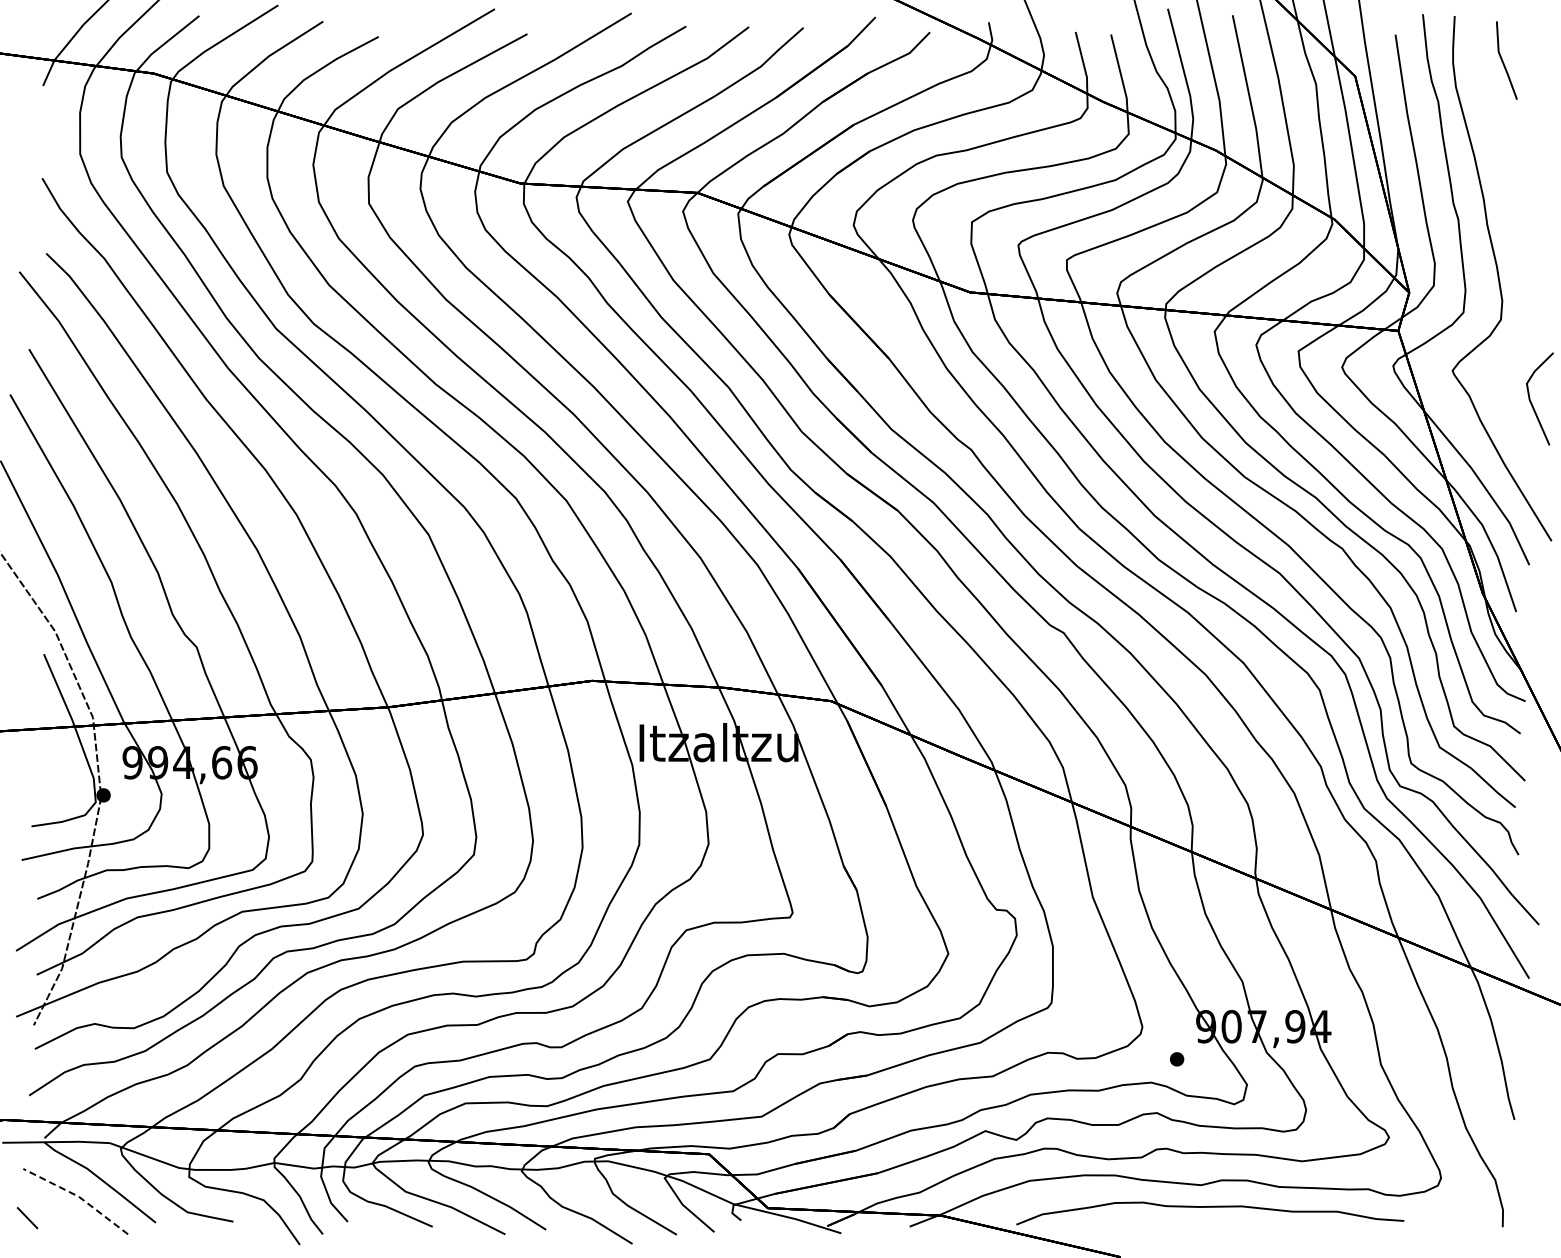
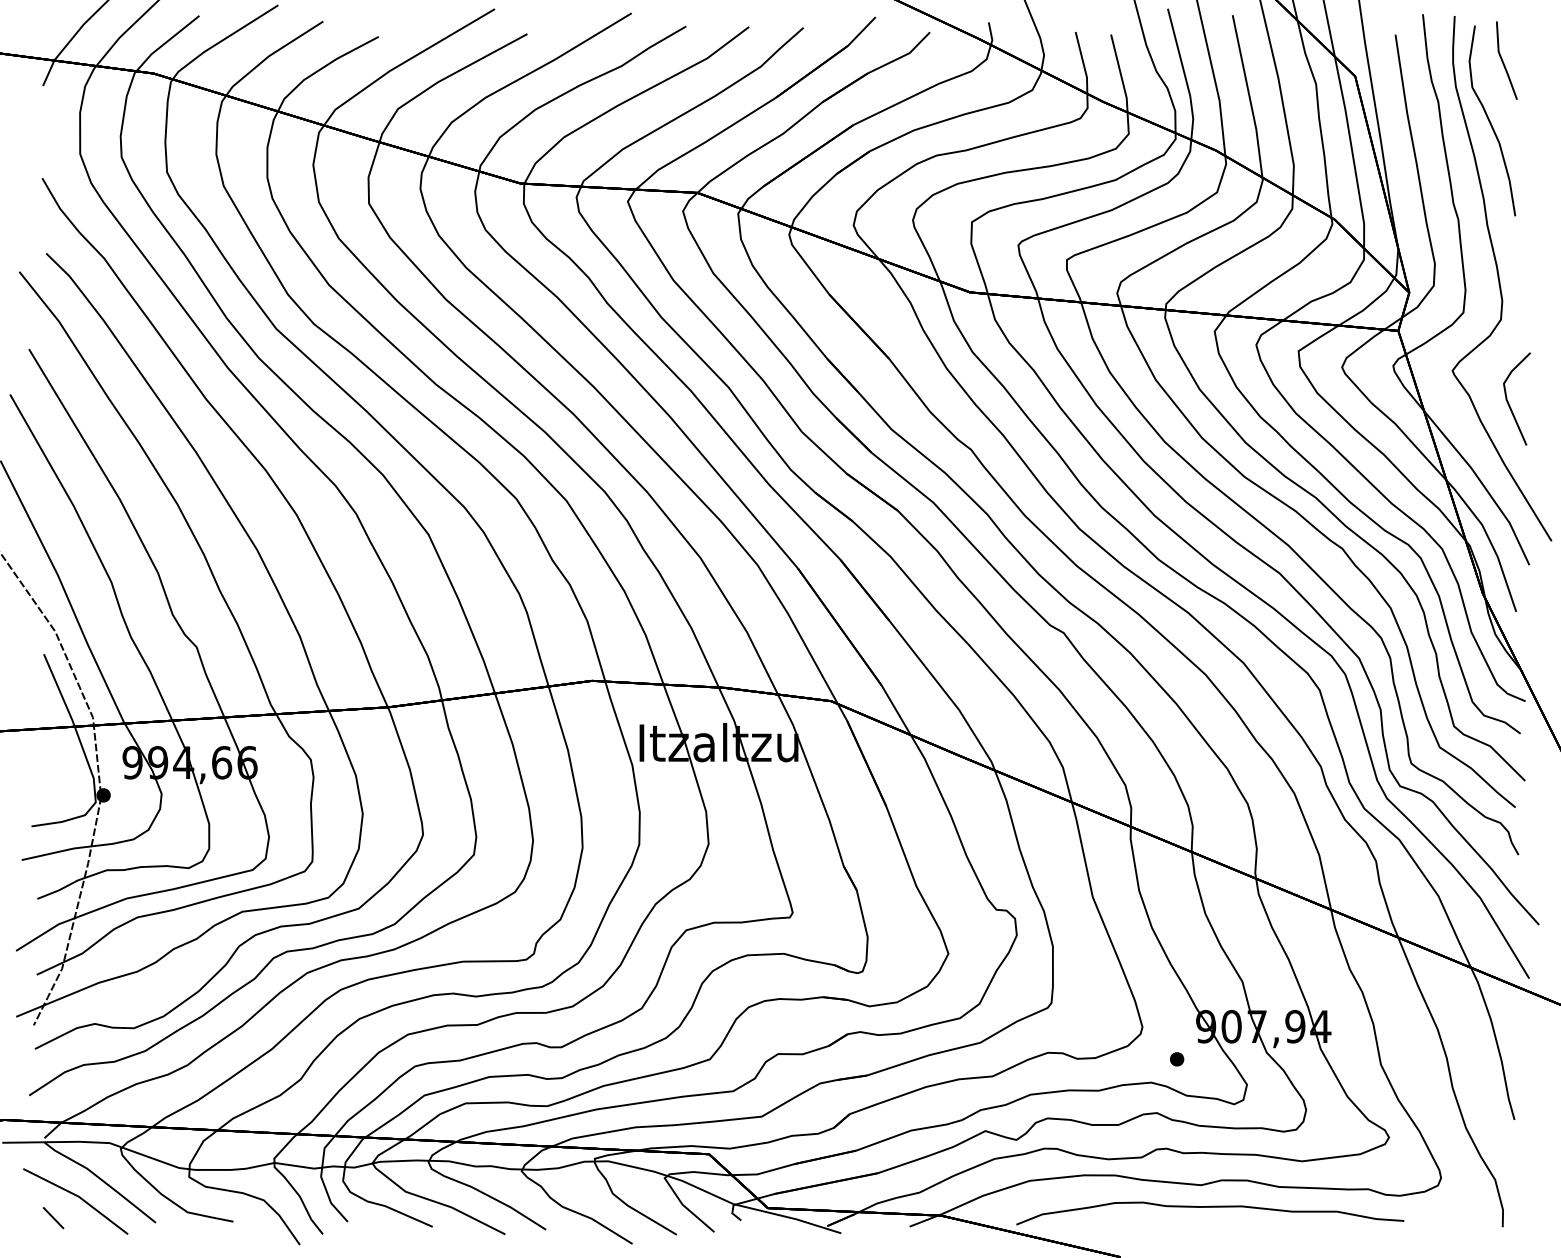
curve: none -> present (1490, 120)
line position: (1531, 401) -> (1508, 401) (1508, 401)
line: dashed -> solid (78, 1196)
line position: (27, 1218) -> (53, 1218) (53, 1218)
